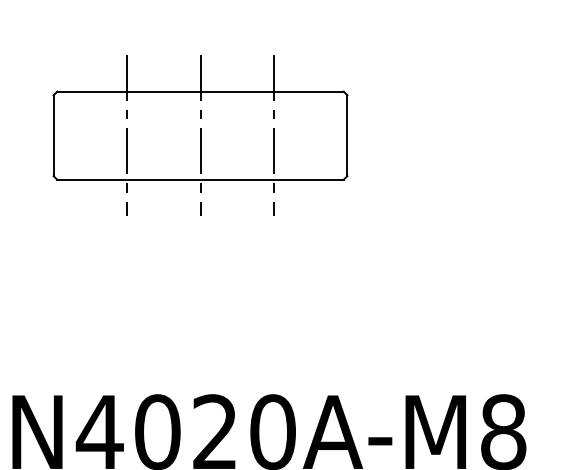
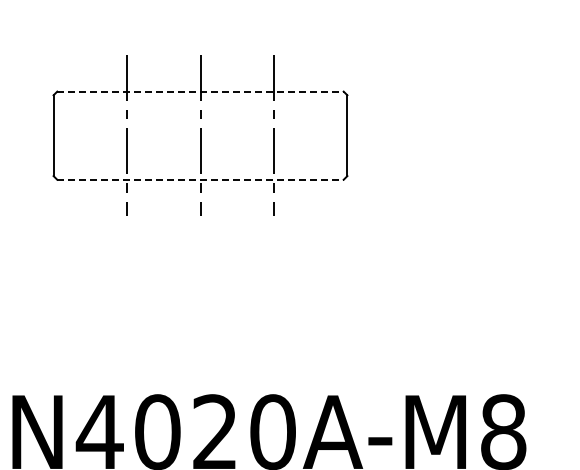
line: solid -> dashed (200, 91)
line: solid -> dashed (200, 179)
